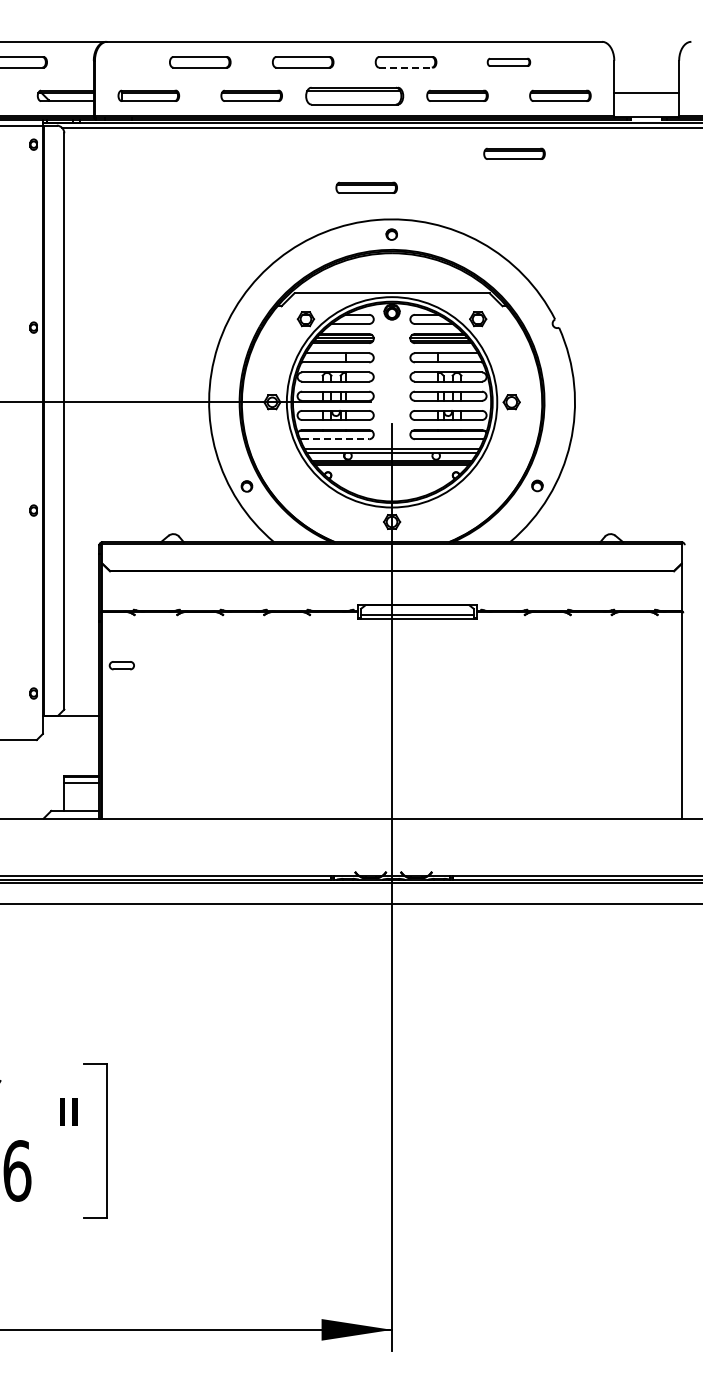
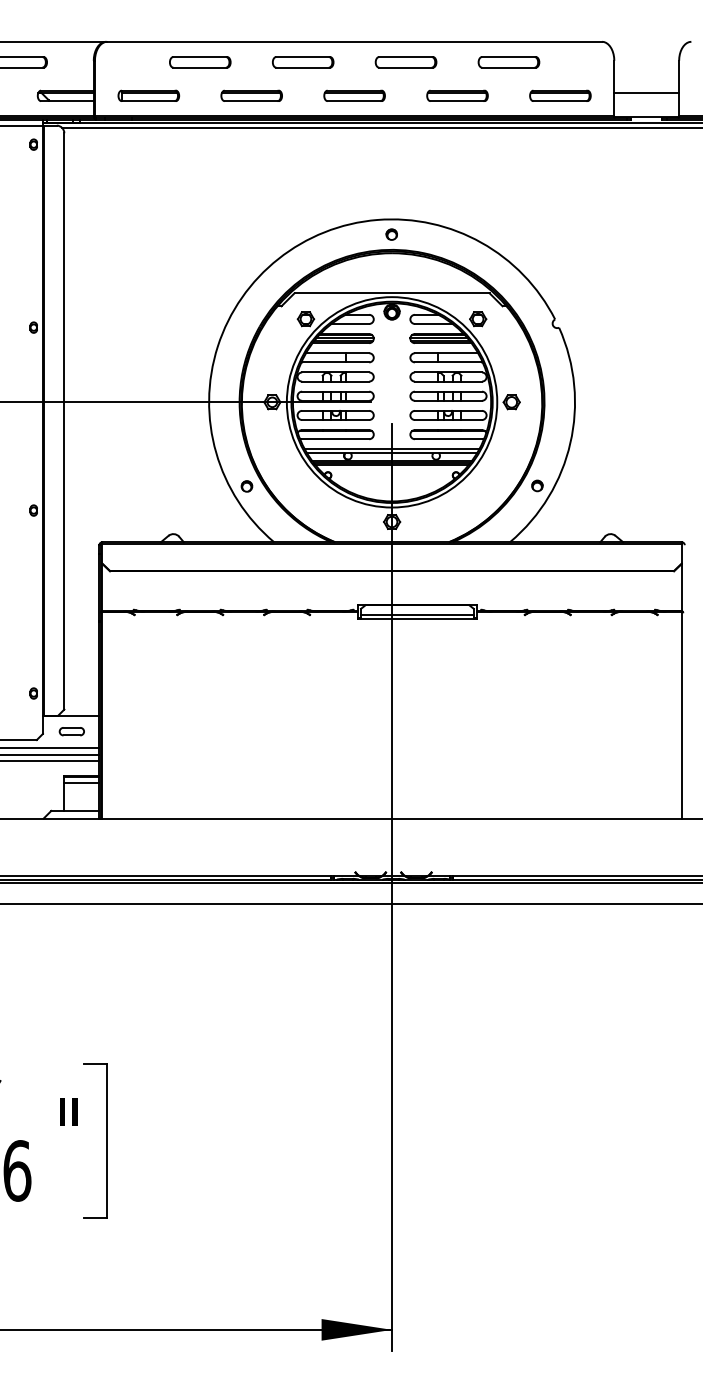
part size: 46x10 px -> 64x13 px (508, 62)
line: dashed -> solid (406, 67)
part size: 100x20 px -> 63x13 px (354, 95)
part: present -> none (514, 153)
part: present -> none (366, 187)
line: dashed -> solid (335, 439)
part position: (121, 665) -> (71, 731) (71, 731)
line: none -> present (50, 748)
line: none -> present (50, 754)
line: none -> present (50, 760)
